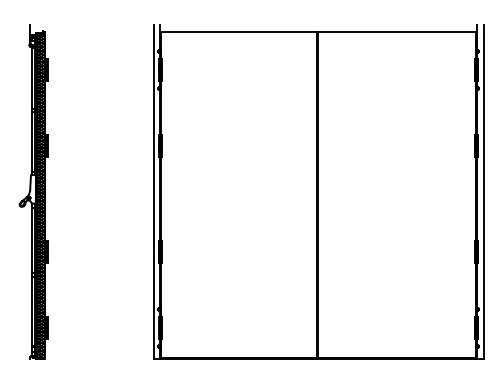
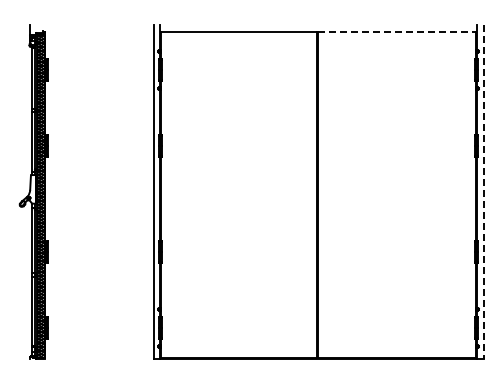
line: solid -> dashed (397, 31)
line: solid -> dashed (483, 191)
